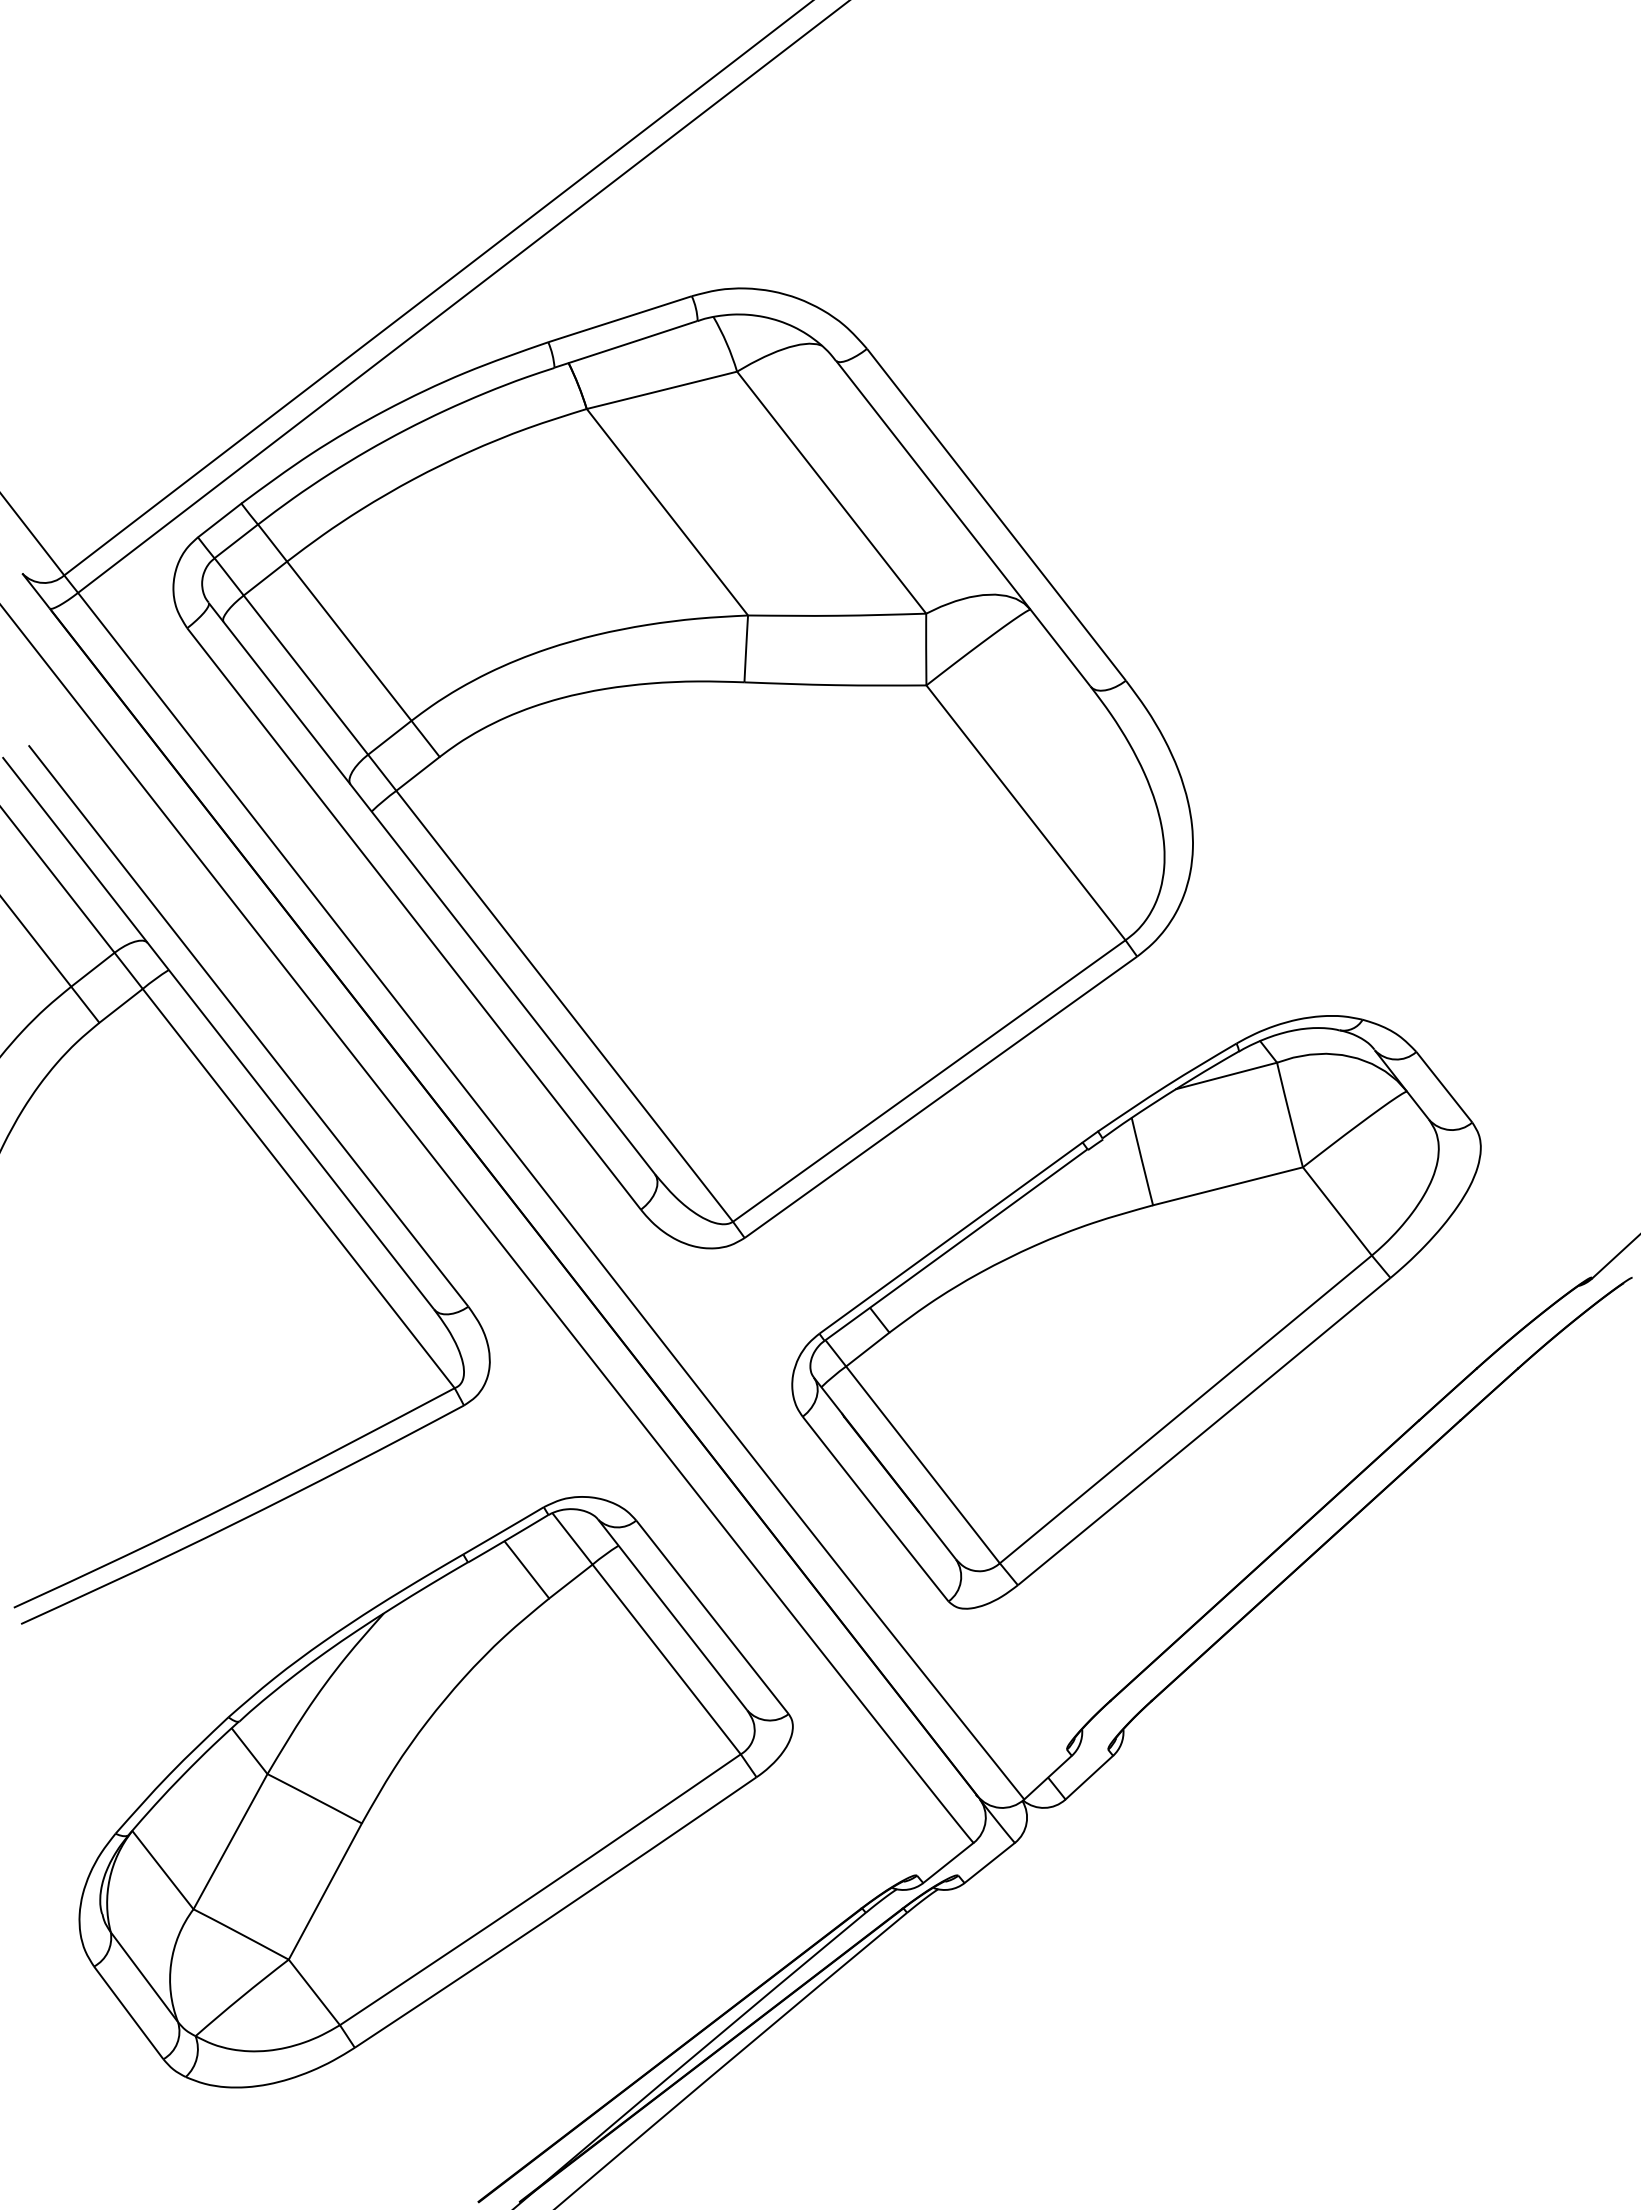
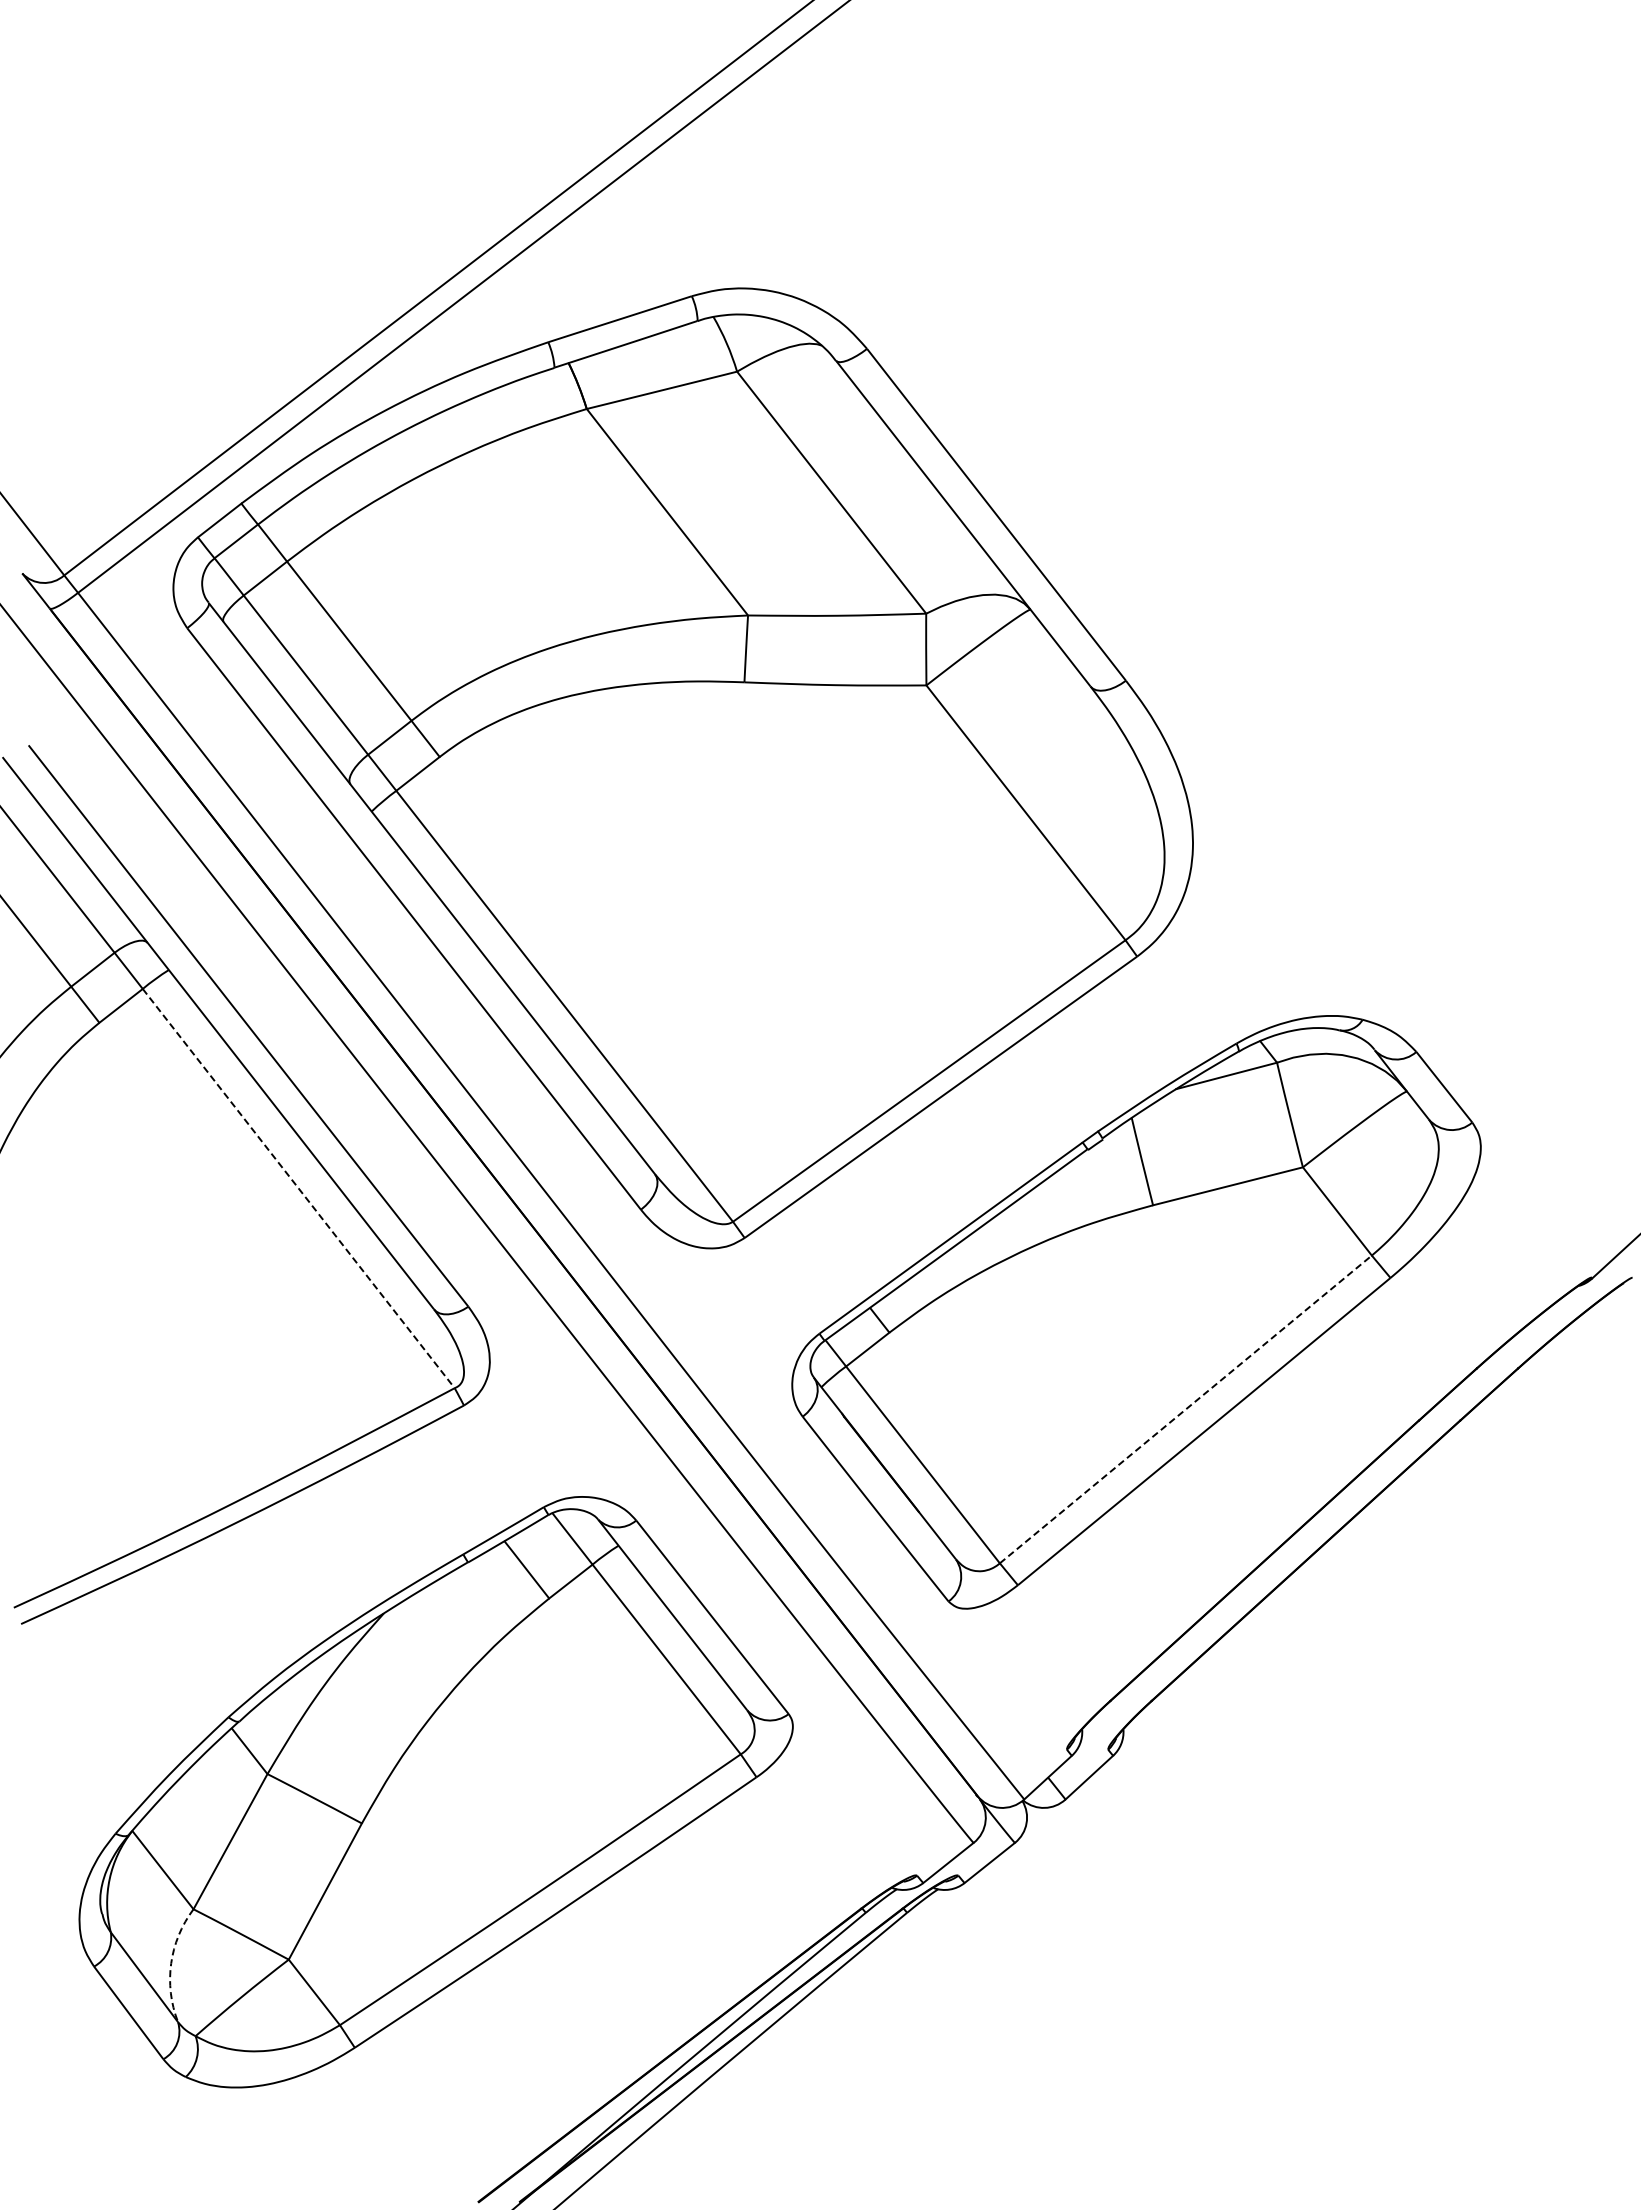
line: solid -> dashed (299, 1188)
line: solid -> dashed (1186, 1409)
arc: solid -> dashed (171, 1963)
